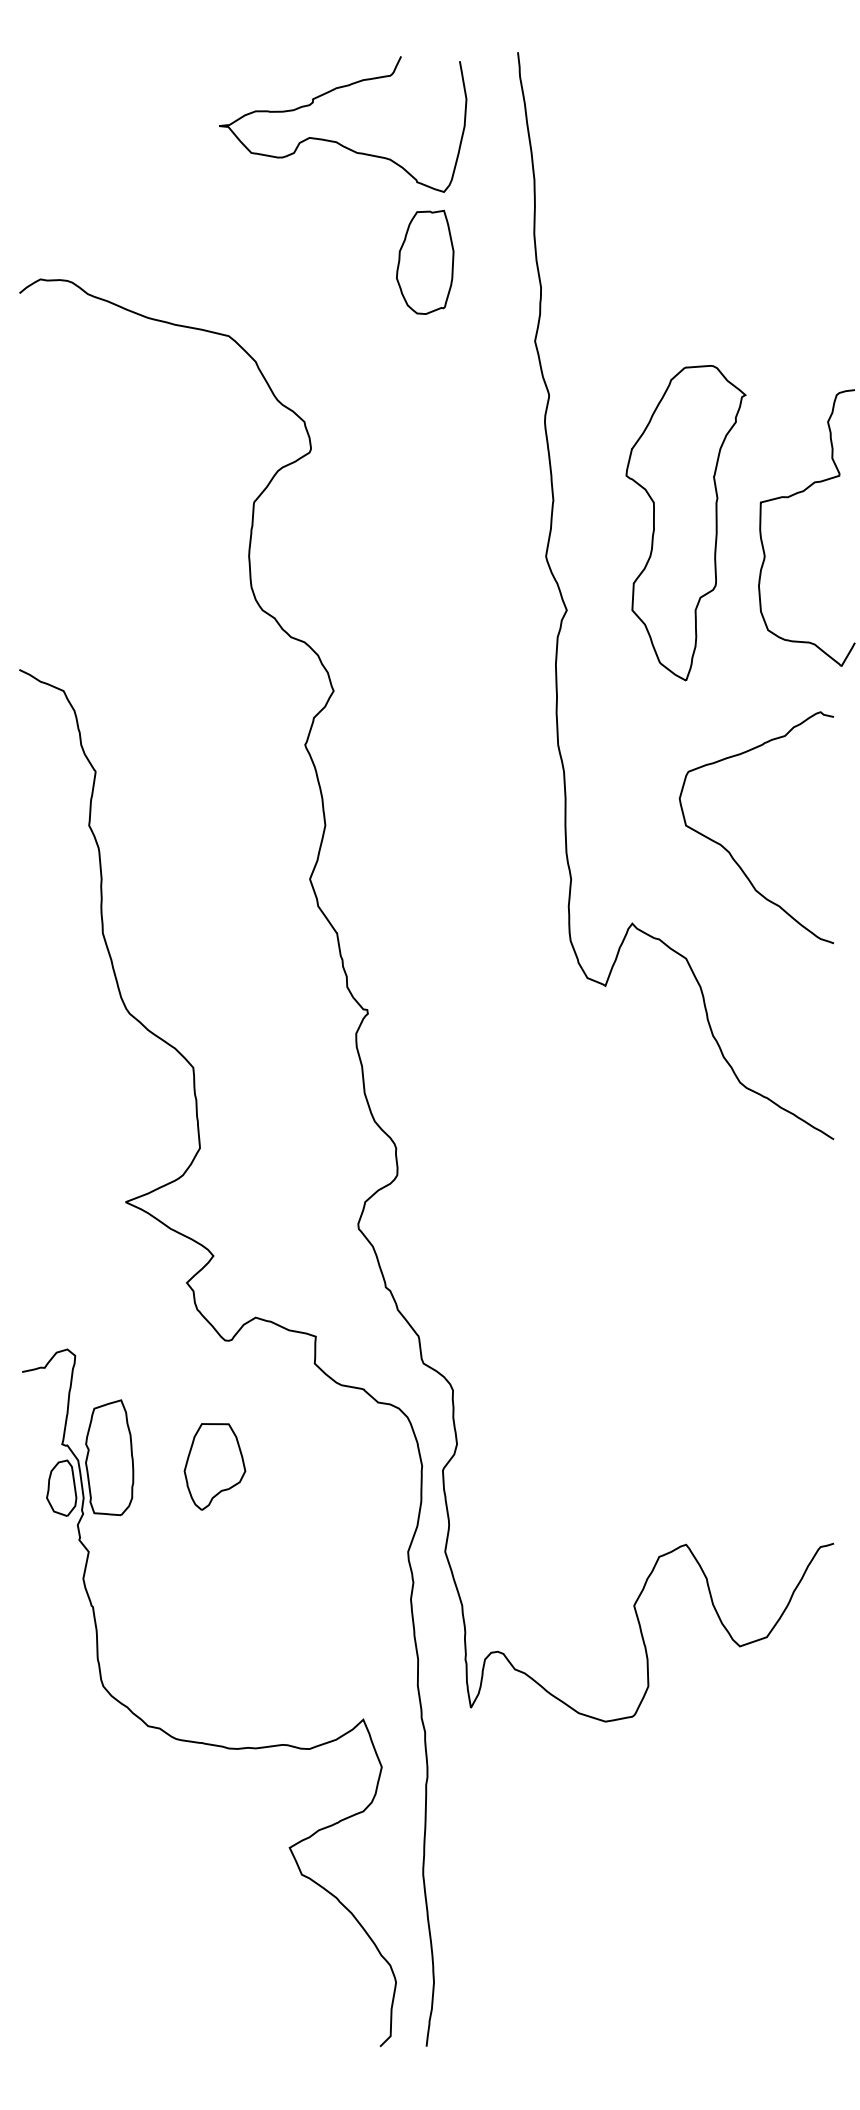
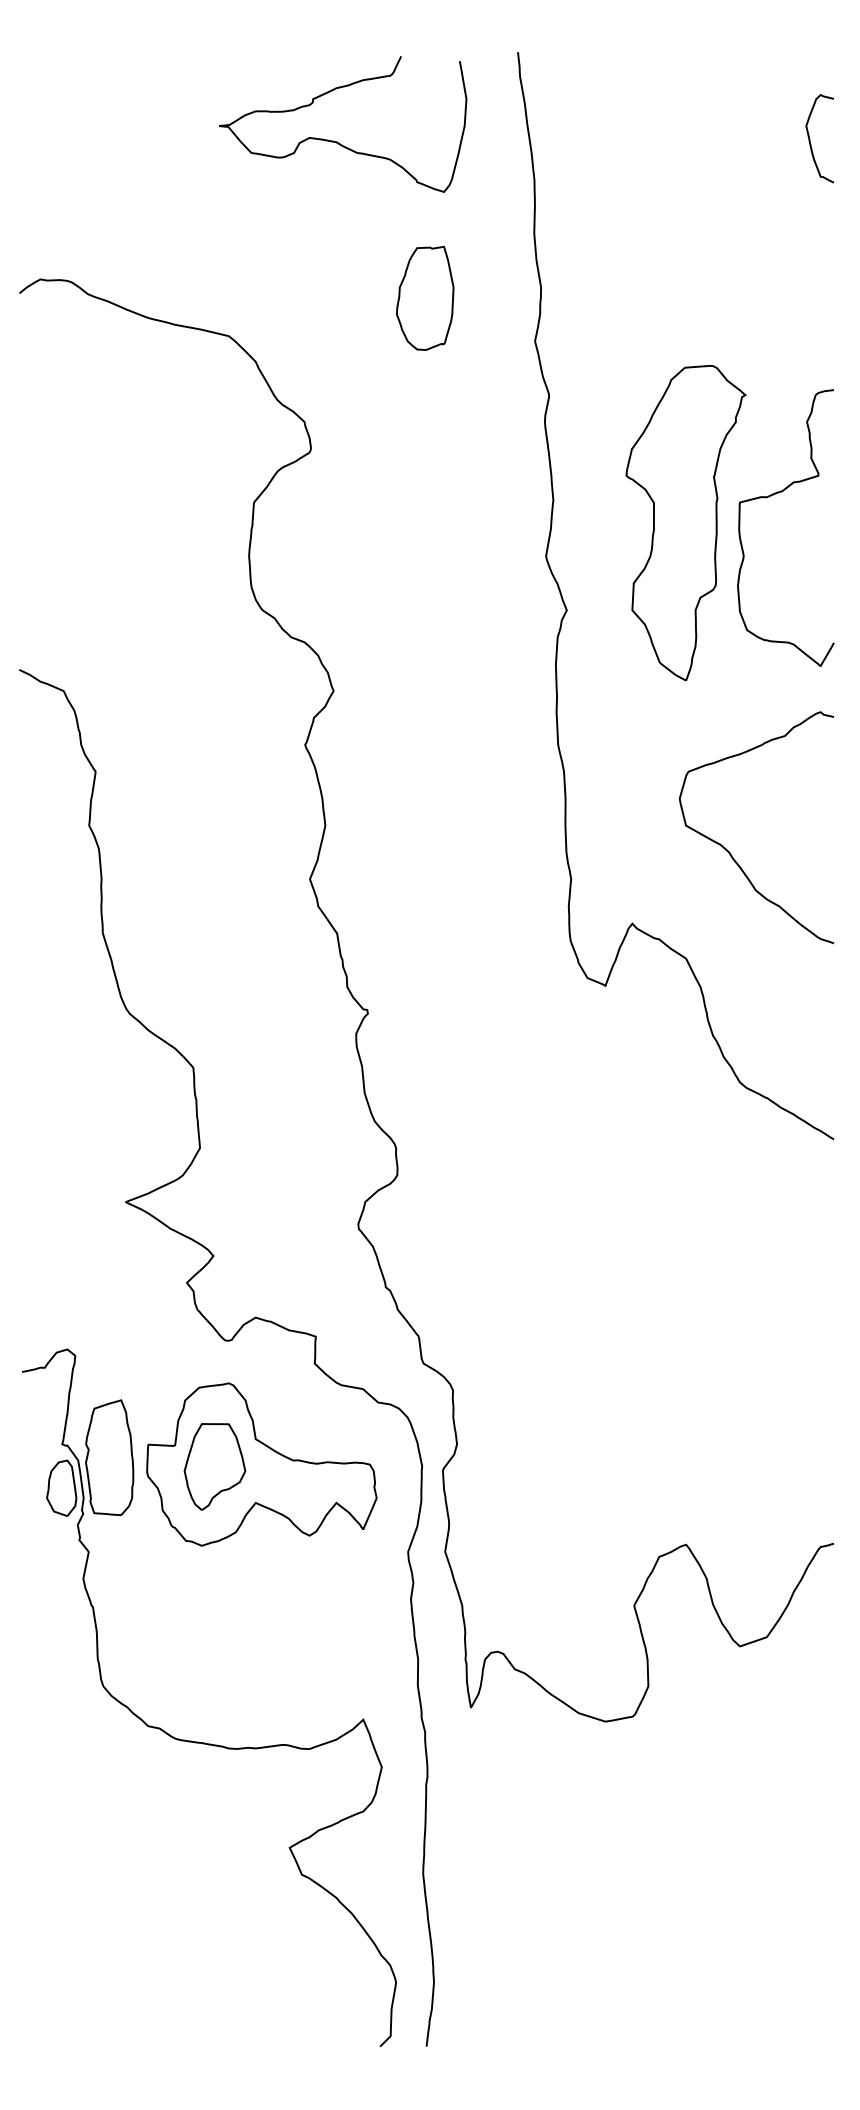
curve: none -> present (810, 138)
part position: (425, 261) -> (425, 297) (425, 297)
curve position: (790, 497) -> (769, 497) (769, 497)
part: none -> present (261, 1464)
